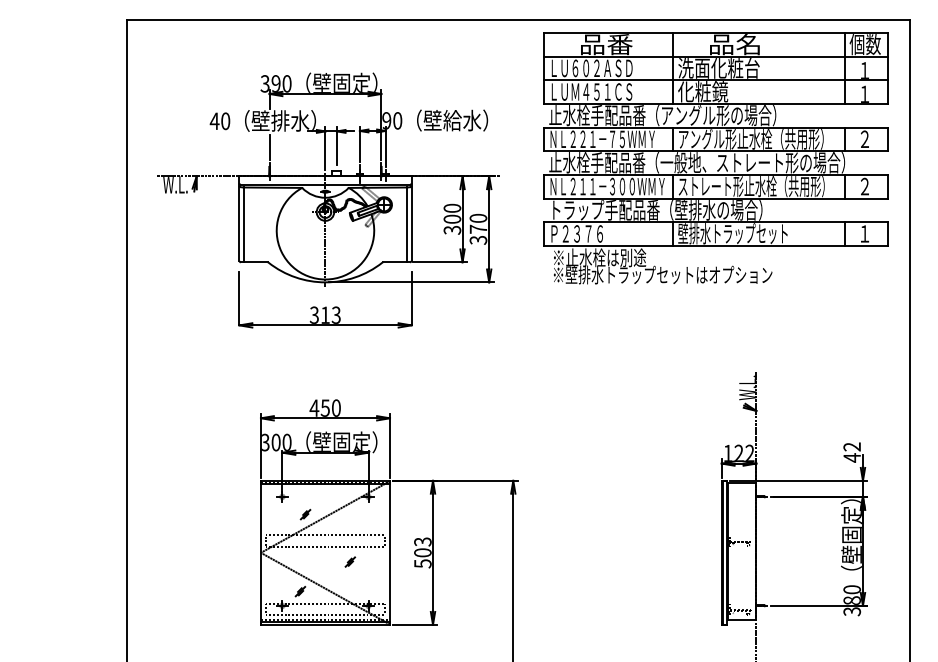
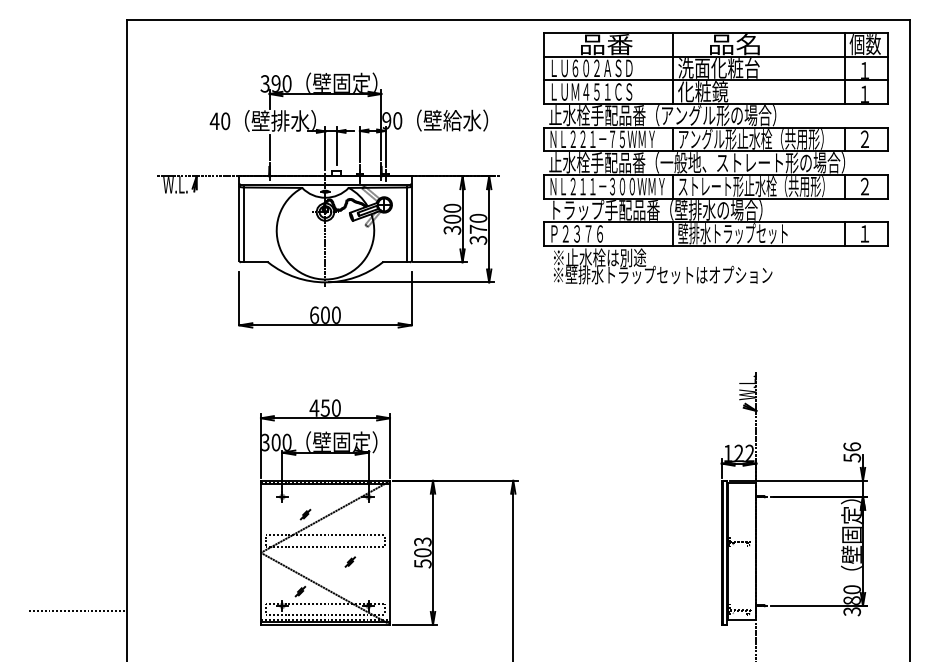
text: 313 -> 600 (324, 314)
text: 42 -> 56 (852, 452)
line: none -> present (77, 611)
